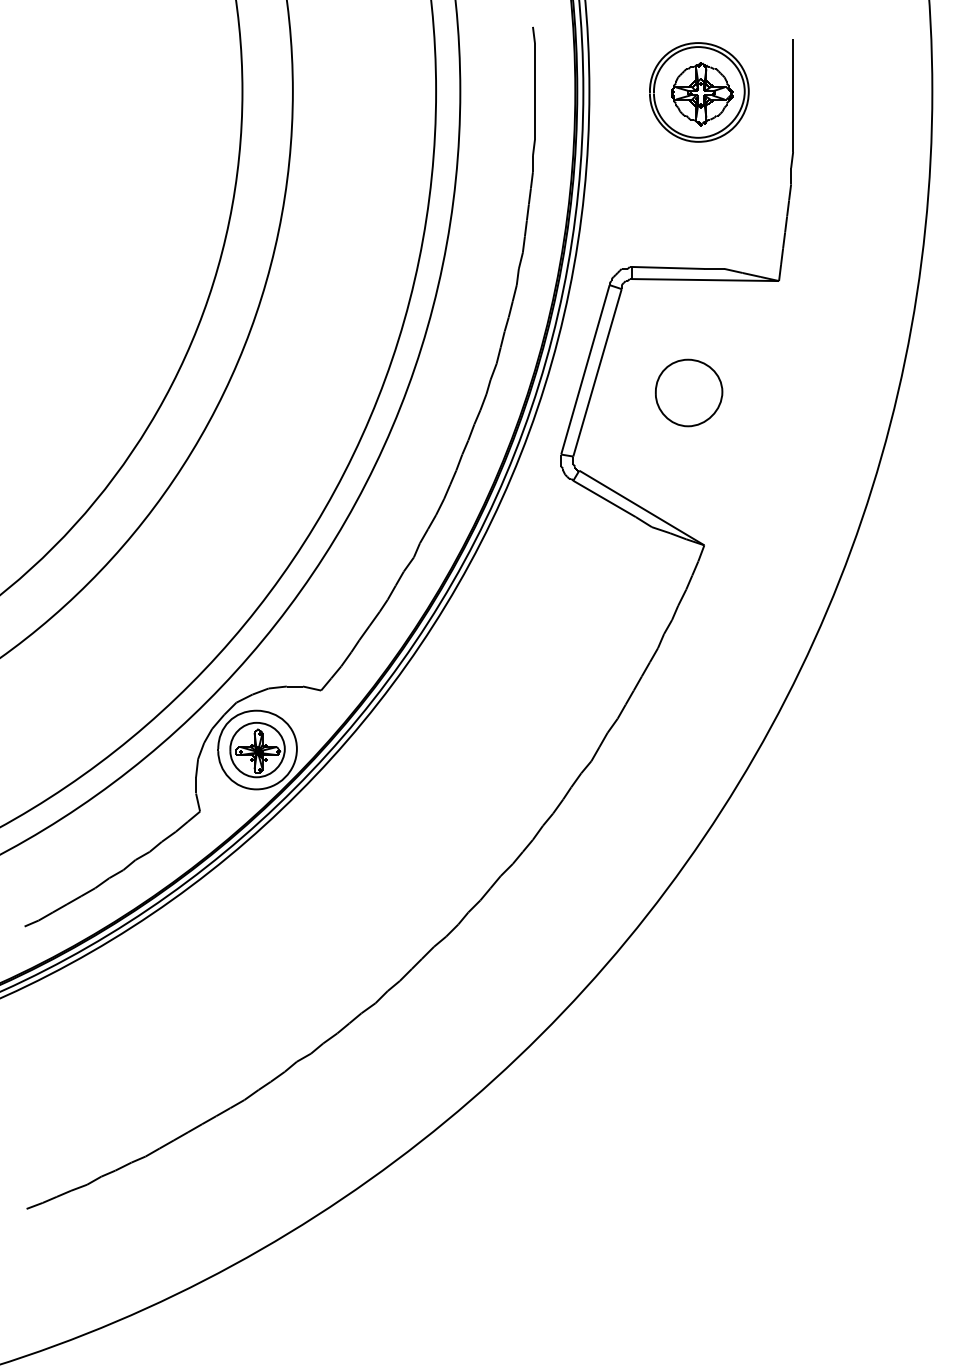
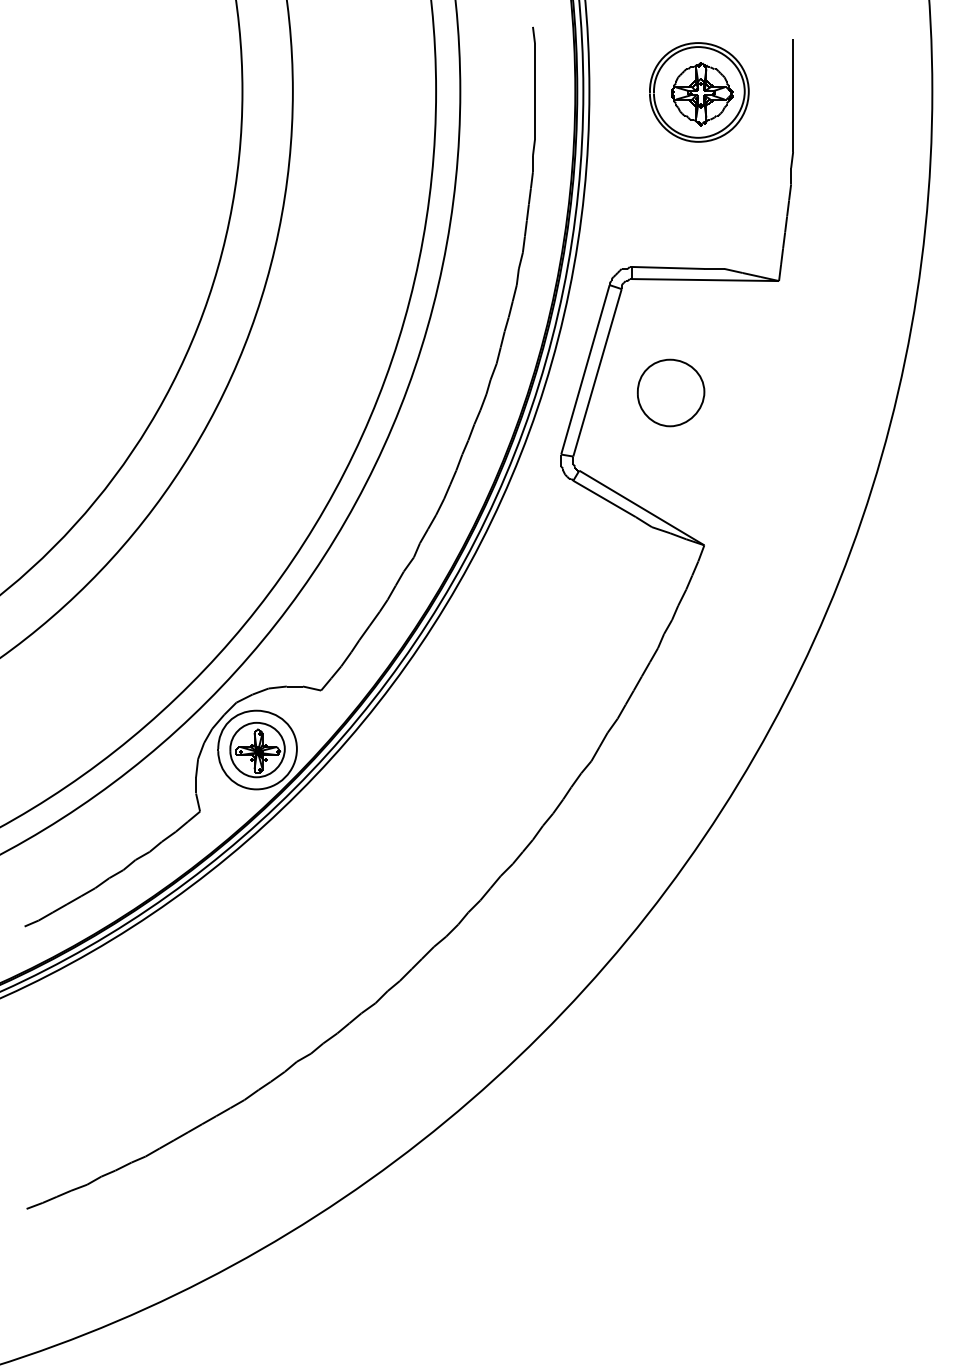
part position: (688, 392) -> (670, 392) (670, 392)
